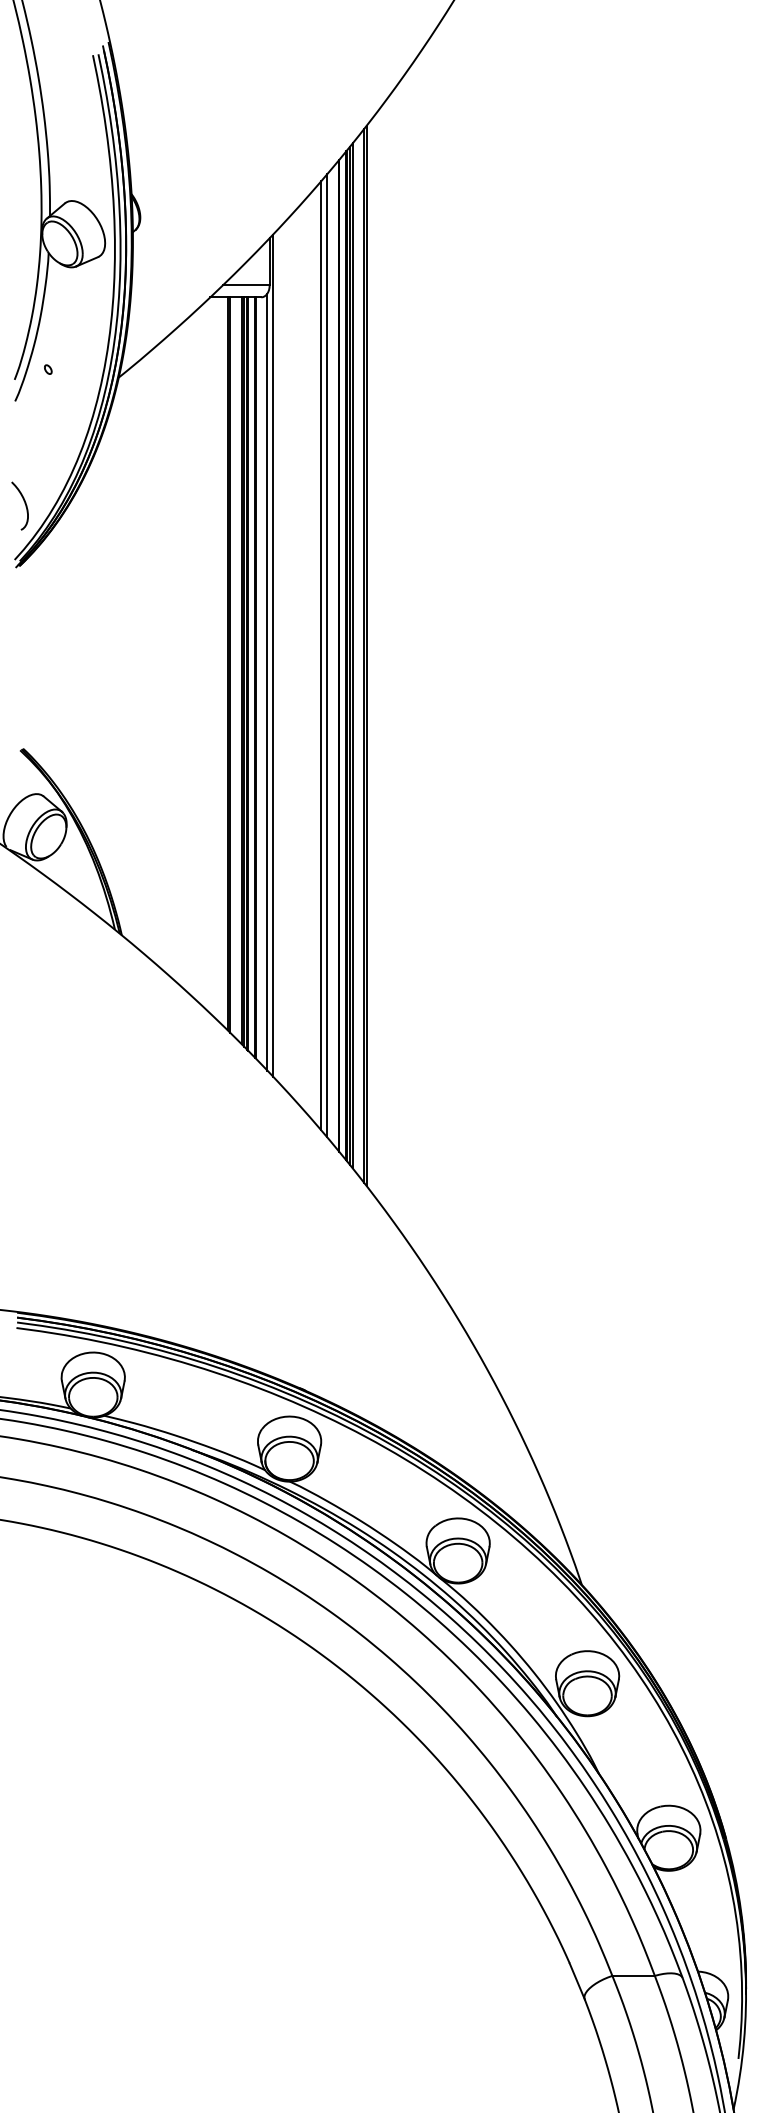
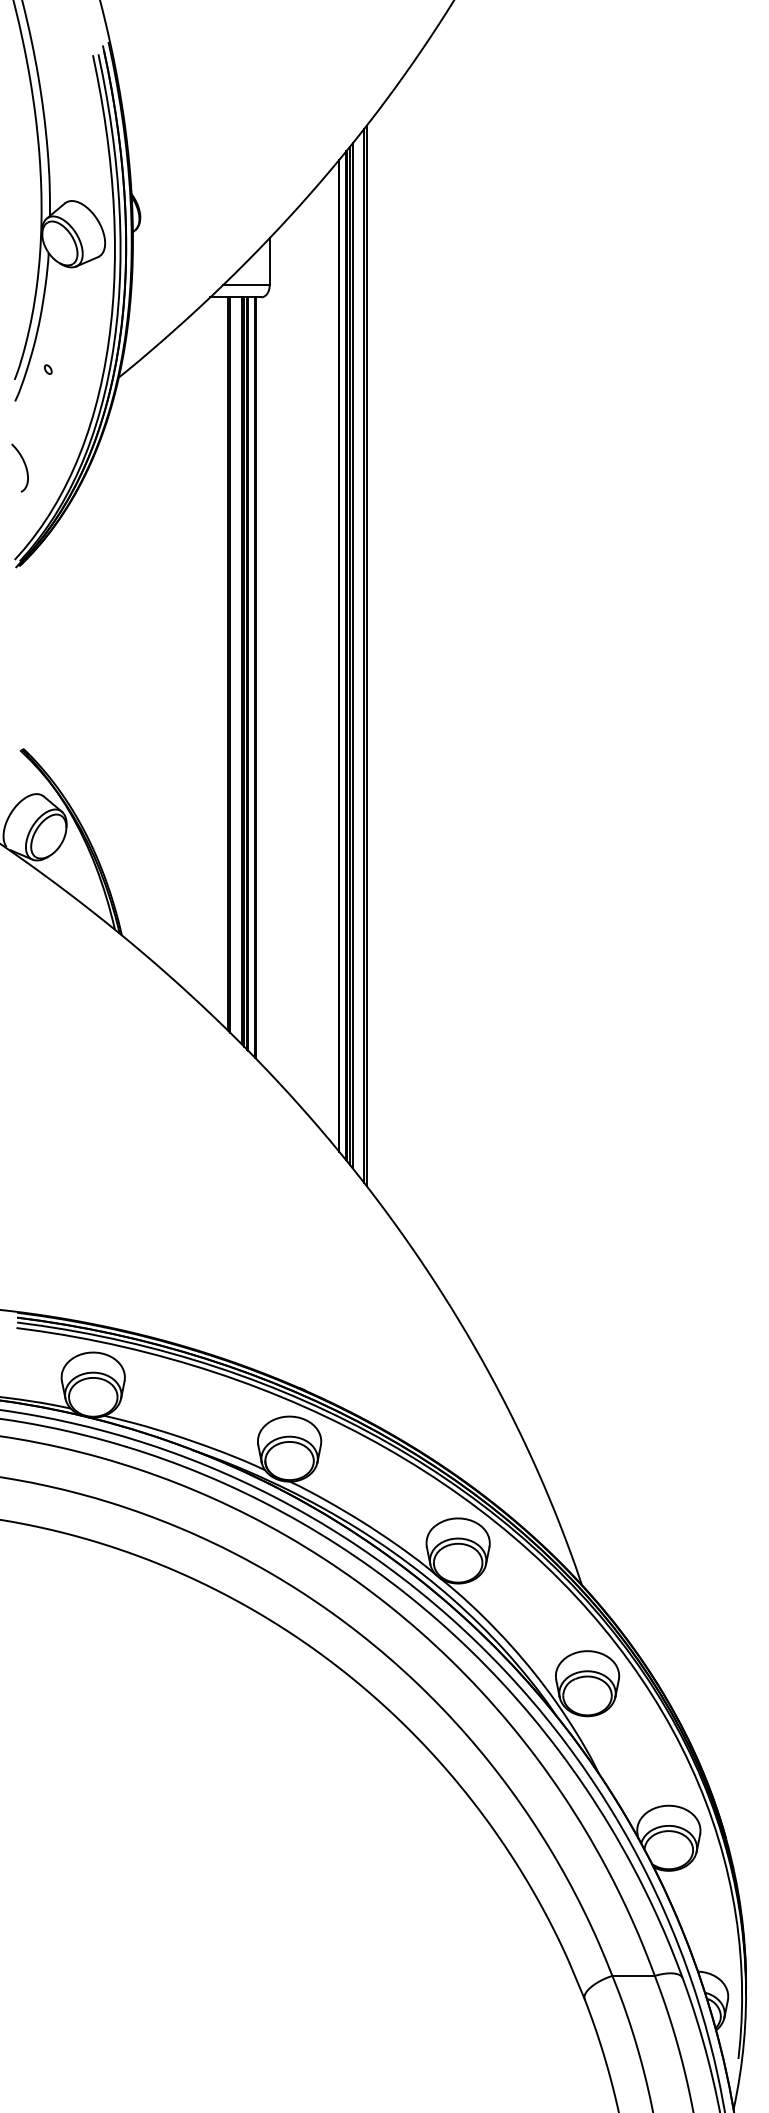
curve position: (24, 503) -> (24, 465) (24, 465)
line: present -> none (272, 655)
line: present -> none (321, 655)
line: present -> none (326, 655)
line: present -> none (267, 681)
